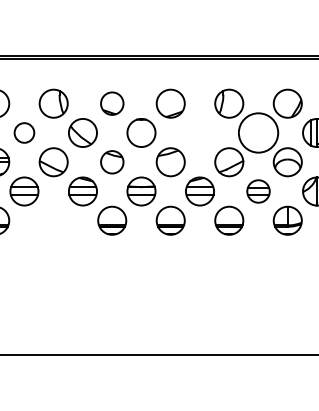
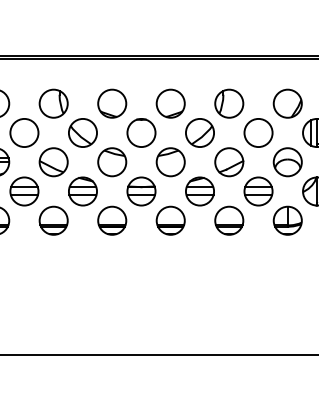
part size: 25x25 px -> 31x31 px (112, 103)
circle size: 23x22 px -> 31x30 px (24, 132)
part: none -> present (199, 132)
circle diameter: 39 px -> 28 px (258, 132)
part size: 25x25 px -> 31x31 px (112, 162)
part size: 25x25 px -> 31x31 px (258, 191)
part: none -> present (53, 220)
